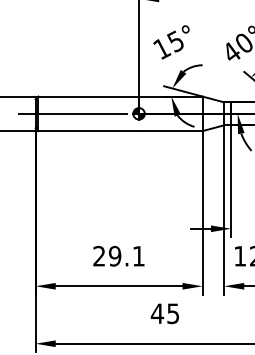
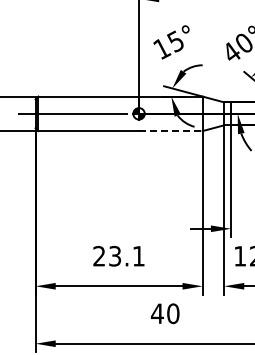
line: solid -> dashed (170, 131)
text: 29.1 -> 23.1 (114, 256)
text: 45 -> 40 (173, 313)
